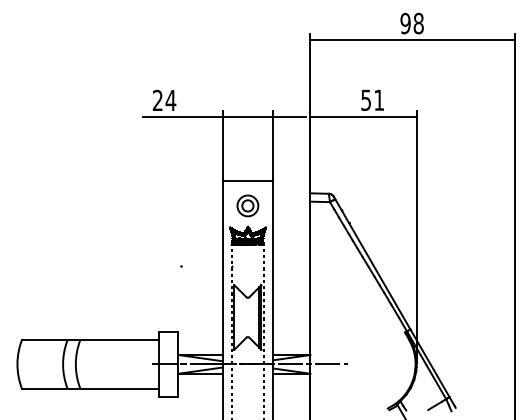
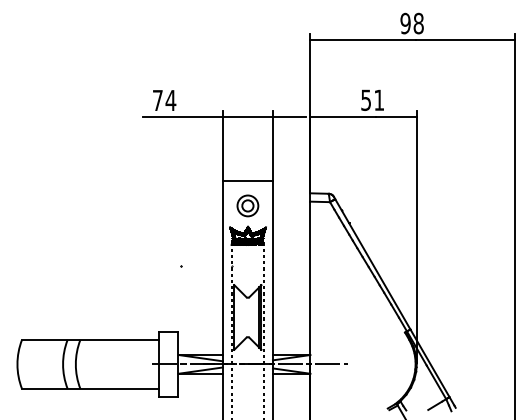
text: 24 -> 74 (157, 99)
